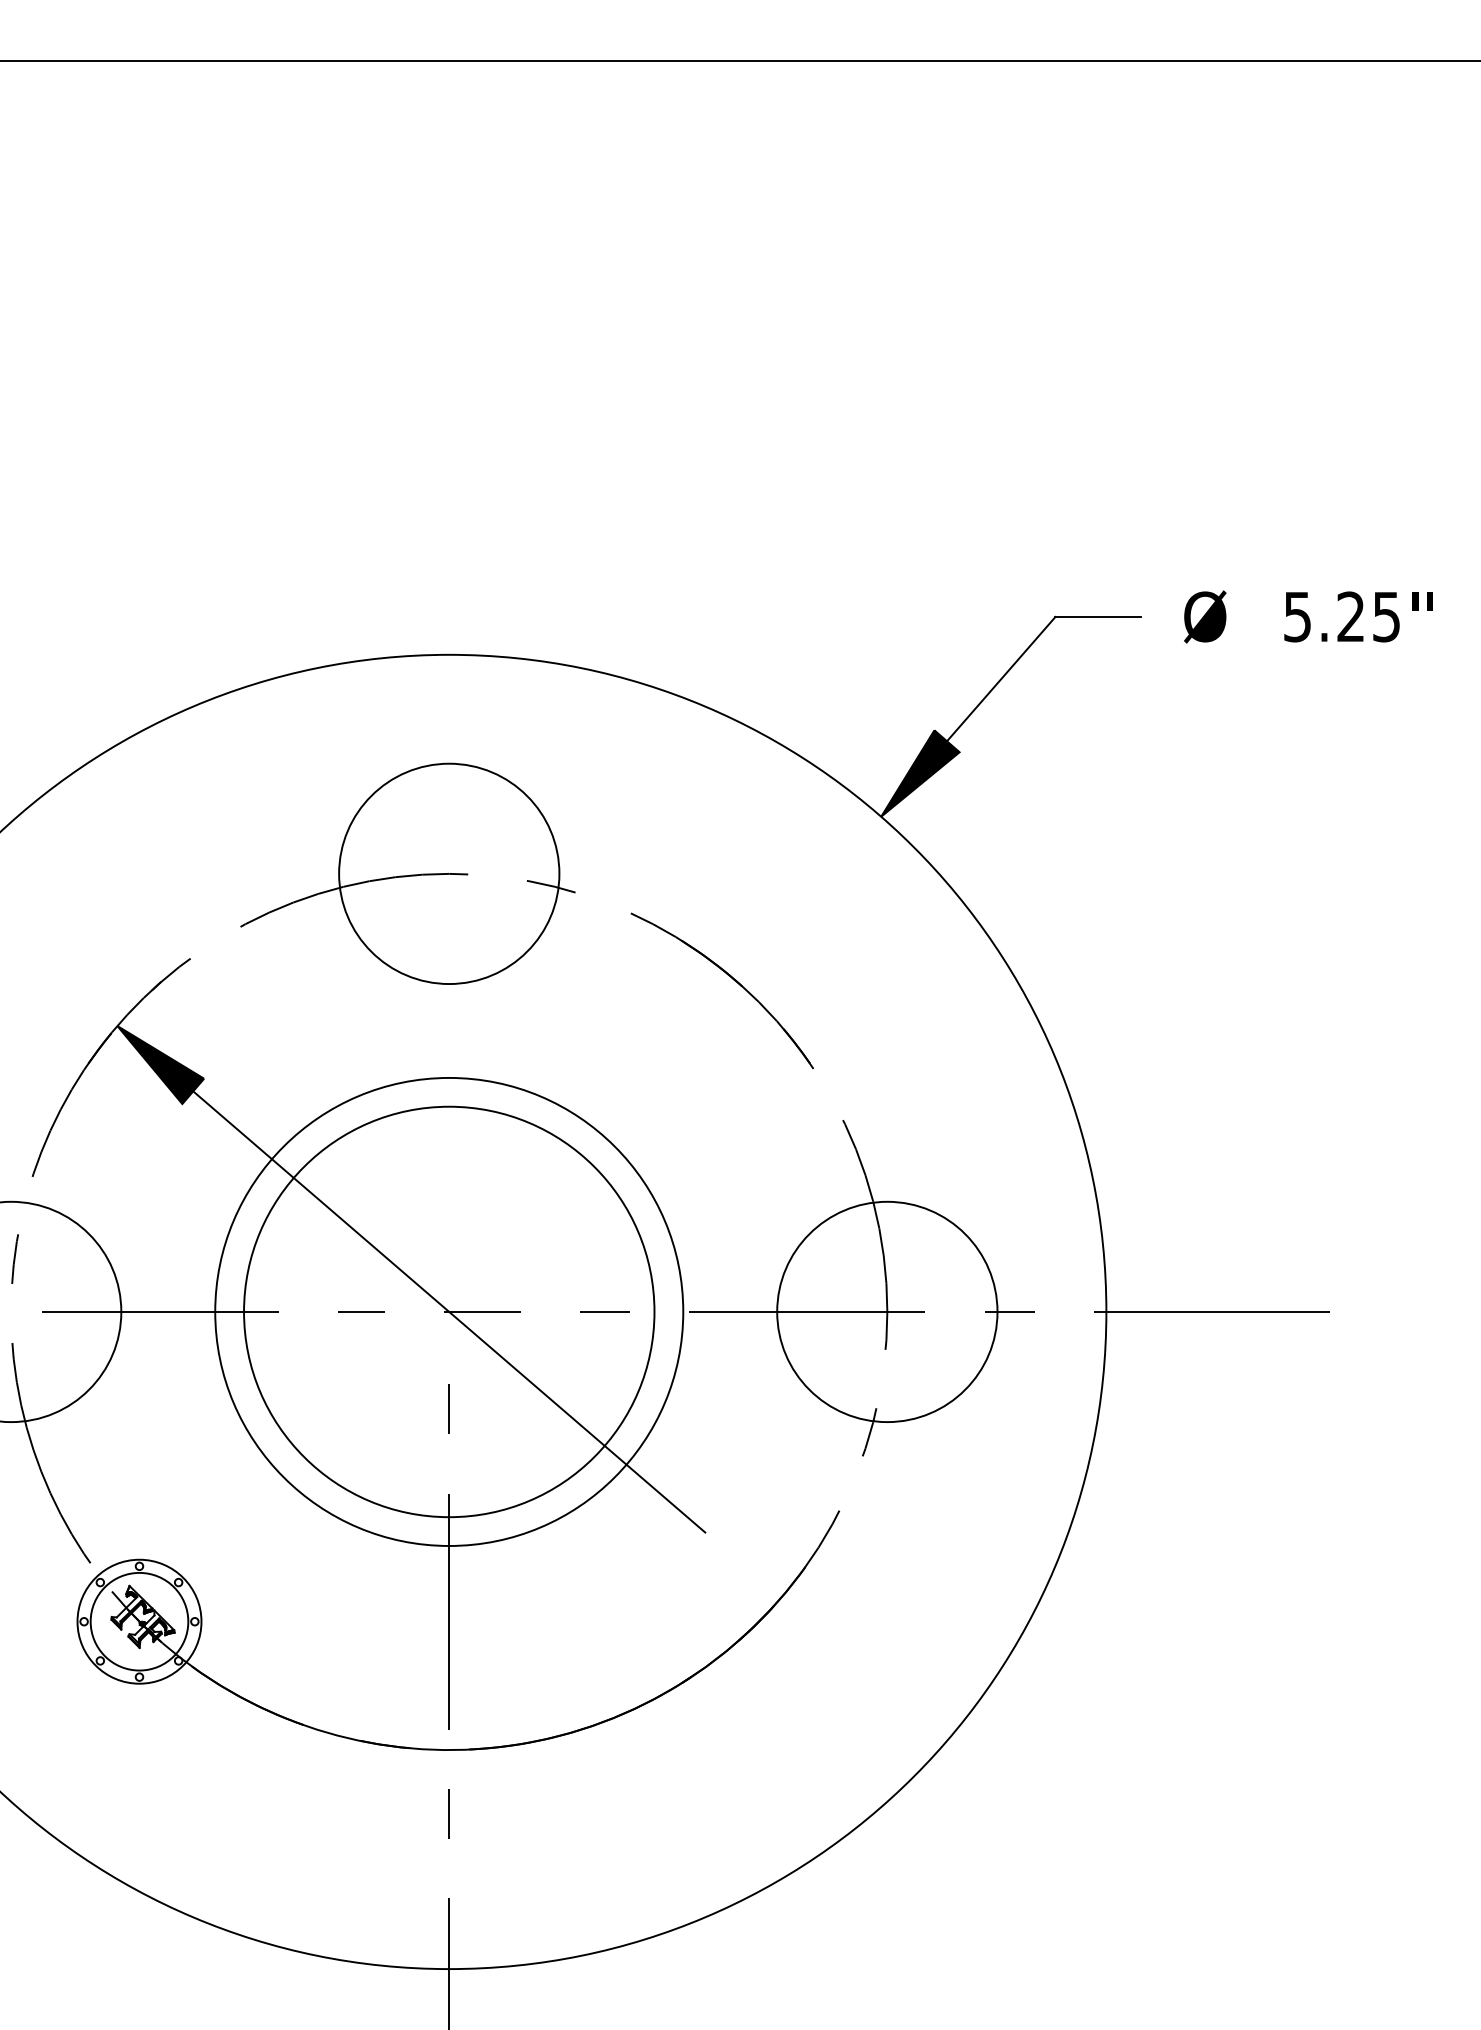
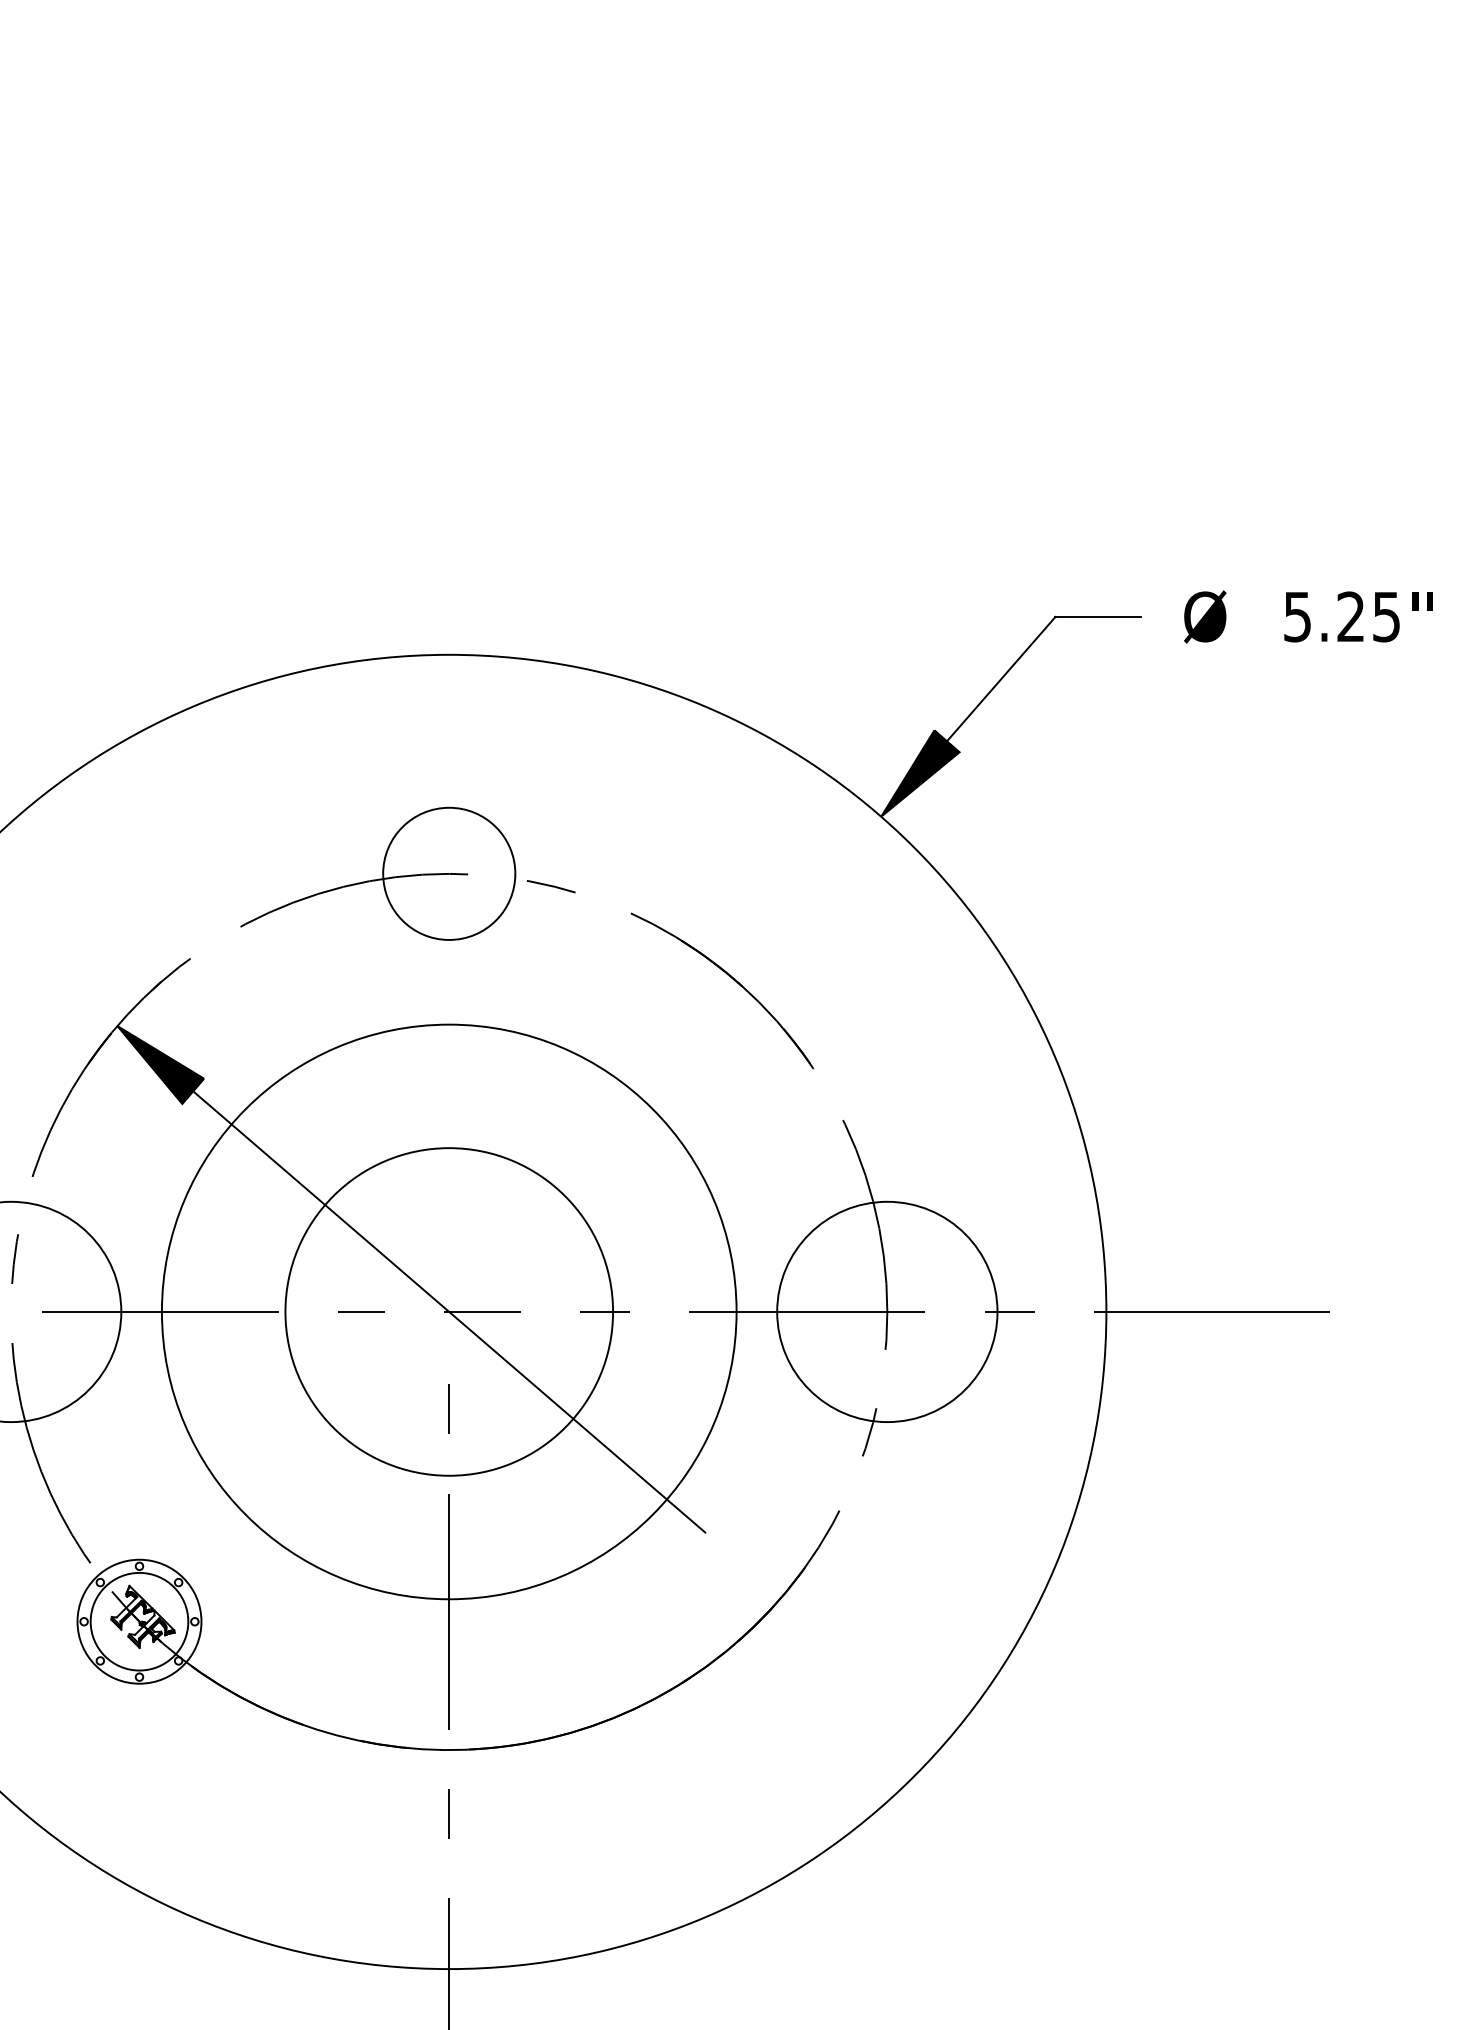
line: present -> none (739, 60)
circle diameter: 220 px -> 132 px (449, 873)
circle diameter: 410 px -> 575 px (448, 1311)
circle diameter: 468 px -> 328 px (449, 1311)
